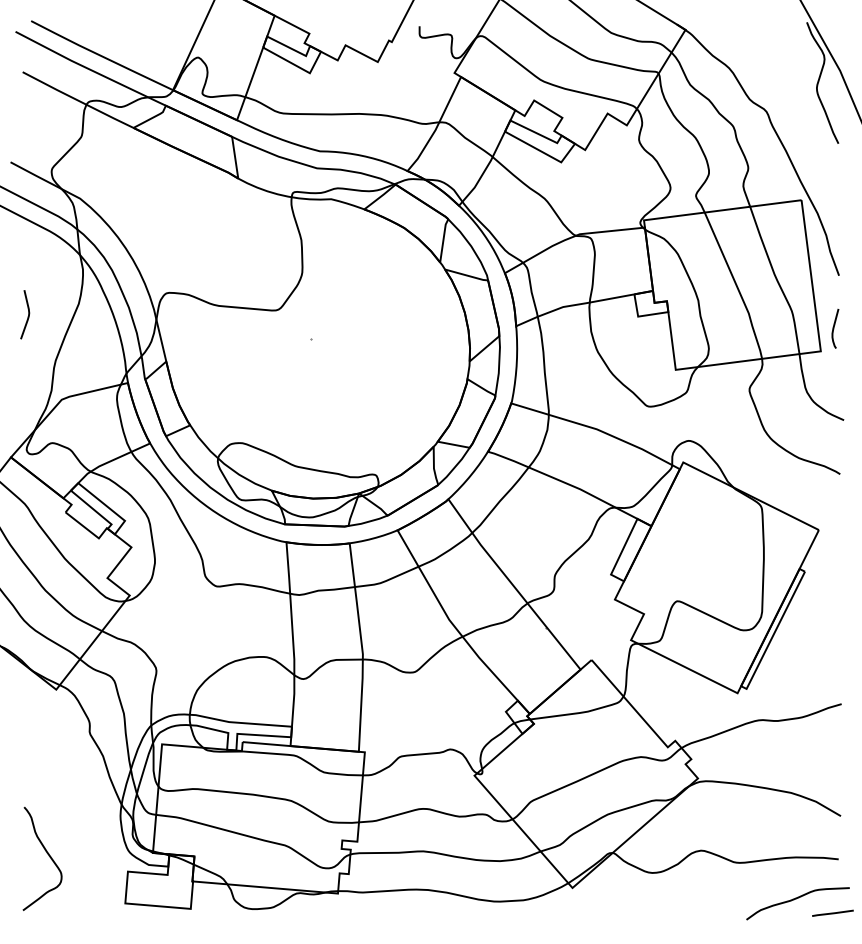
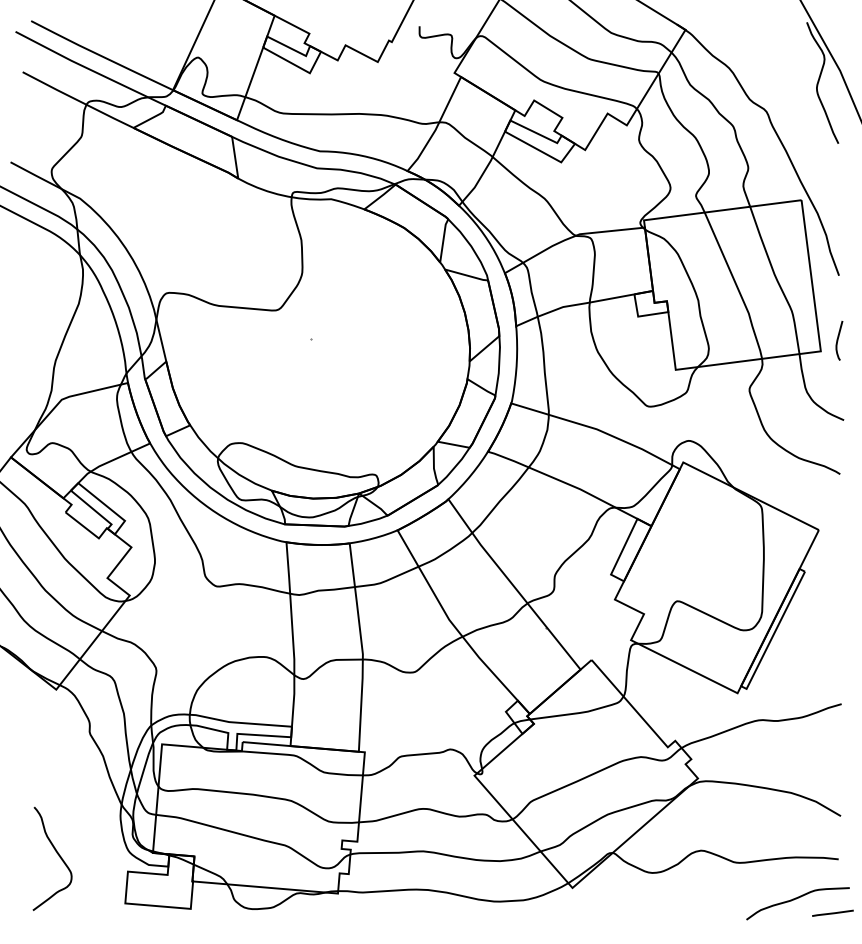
curve: present -> none (27, 316)
curve position: (834, 328) -> (838, 340) (838, 340)
curve position: (46, 853) -> (56, 853) (56, 853)
